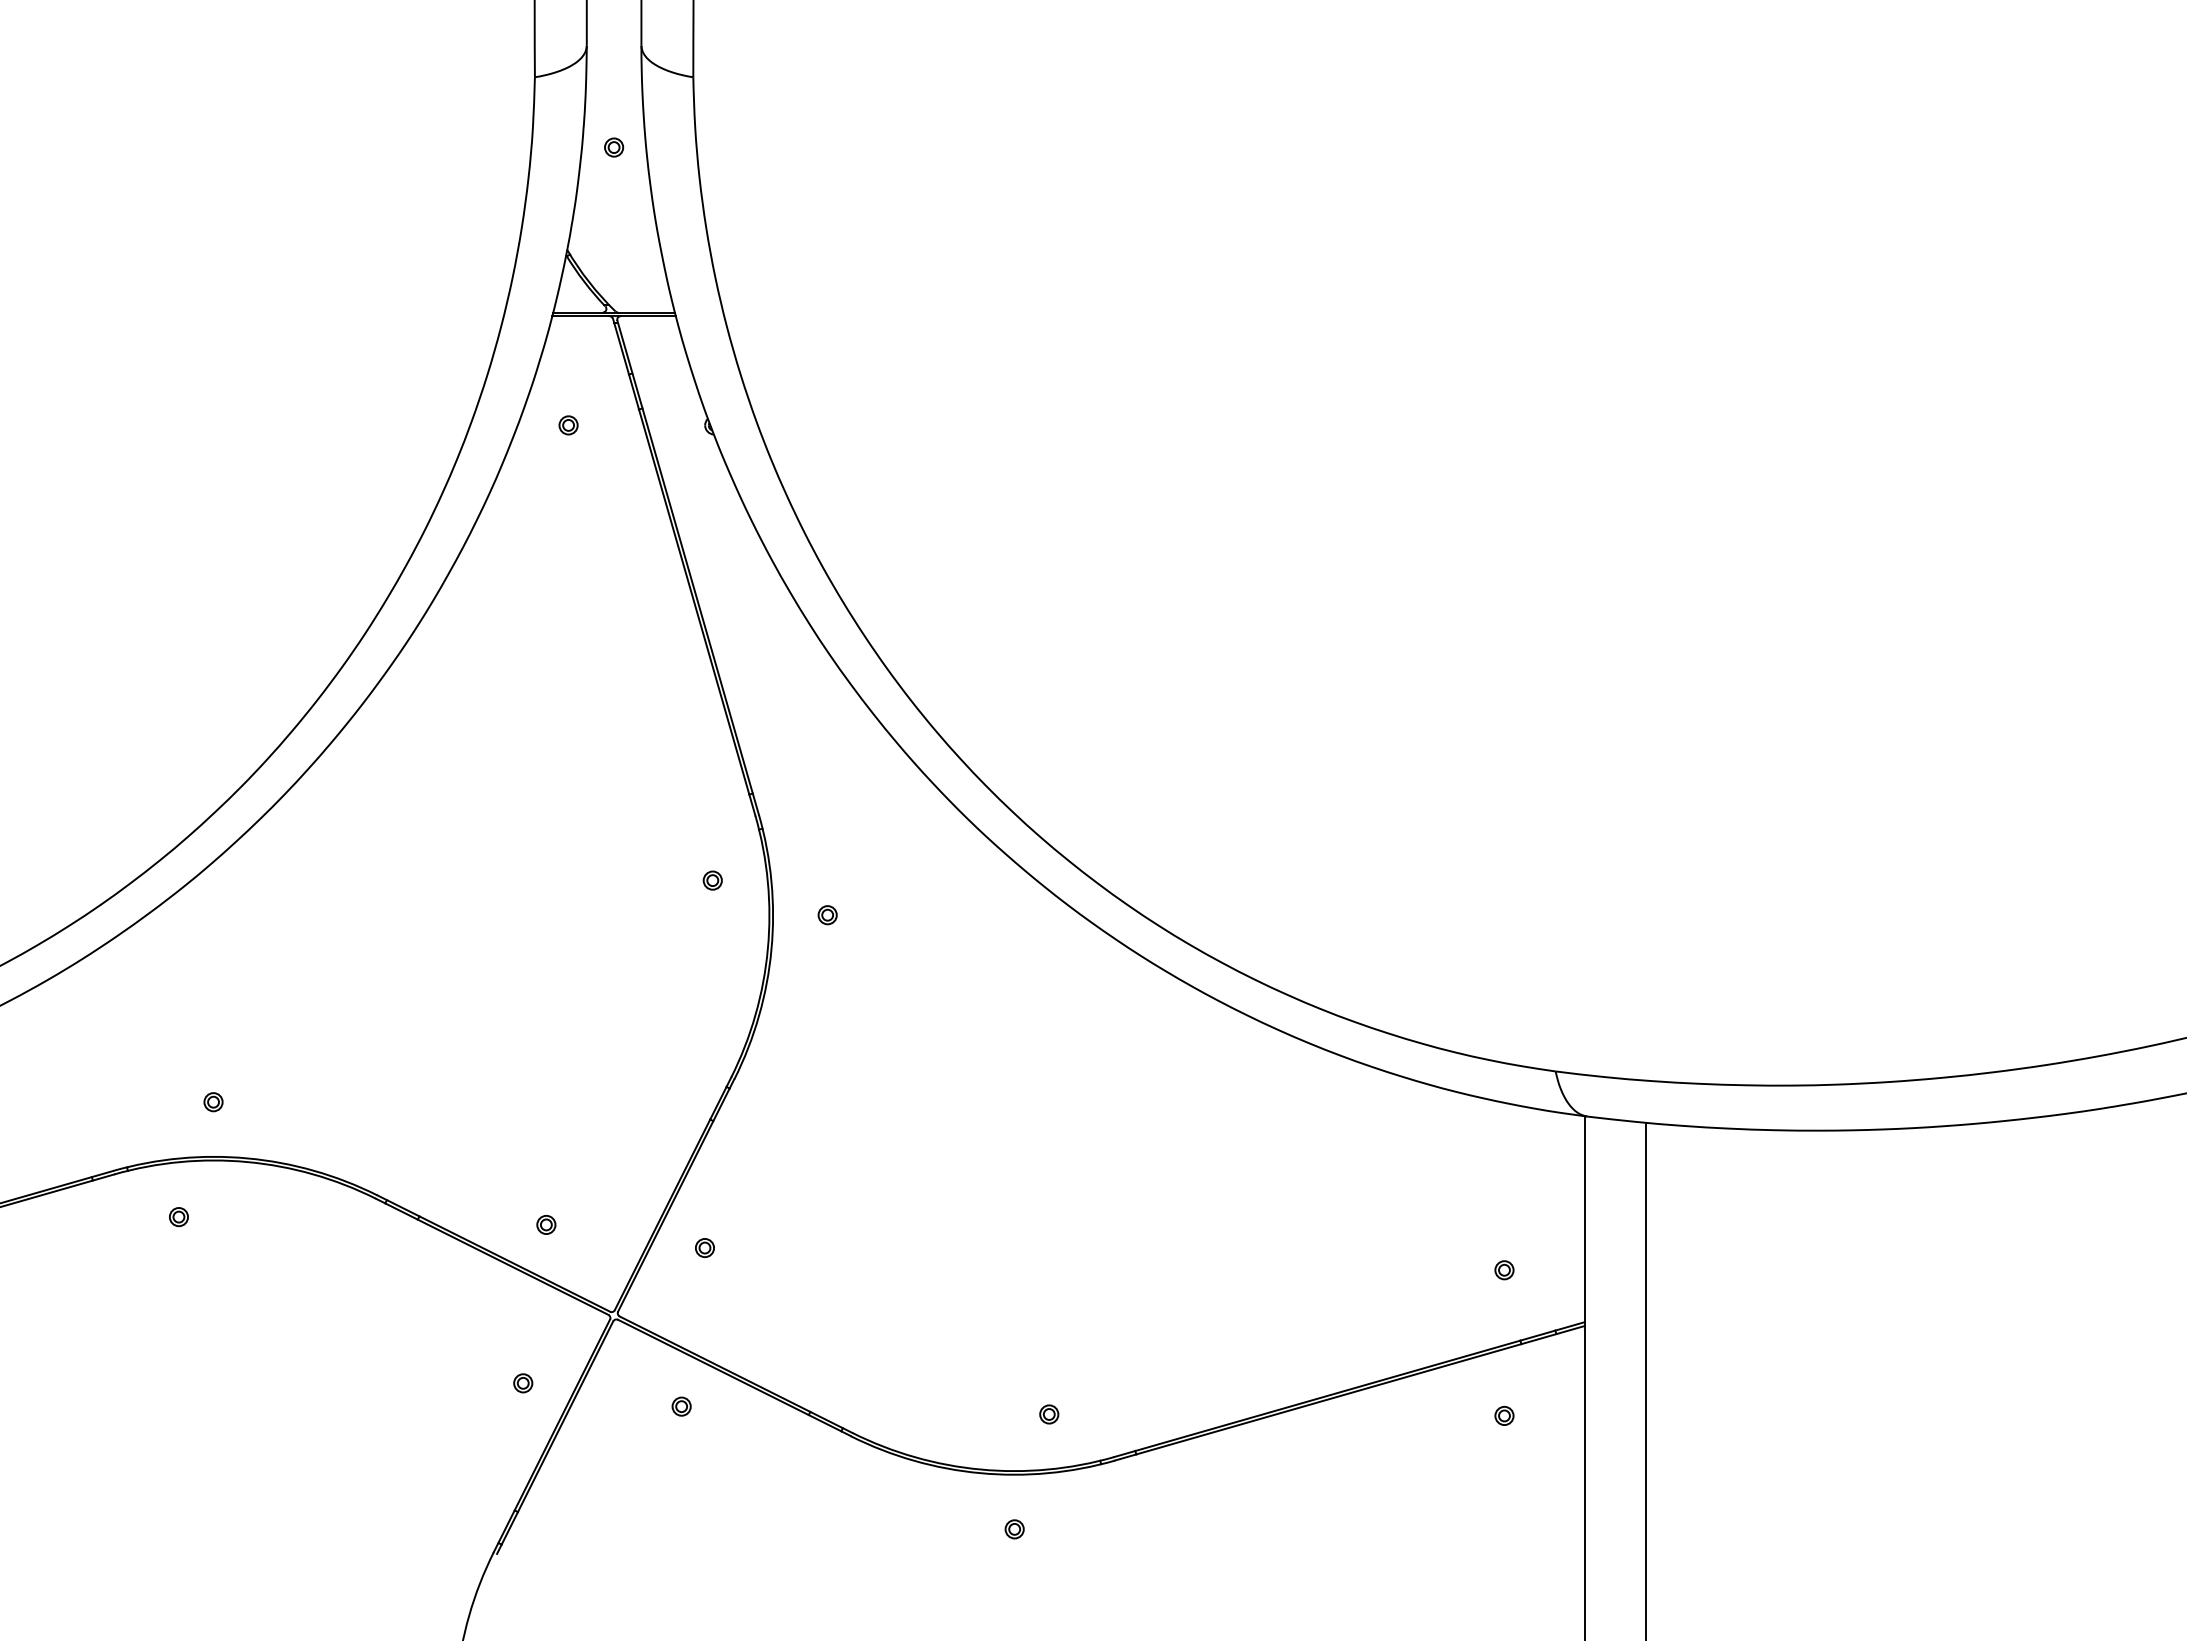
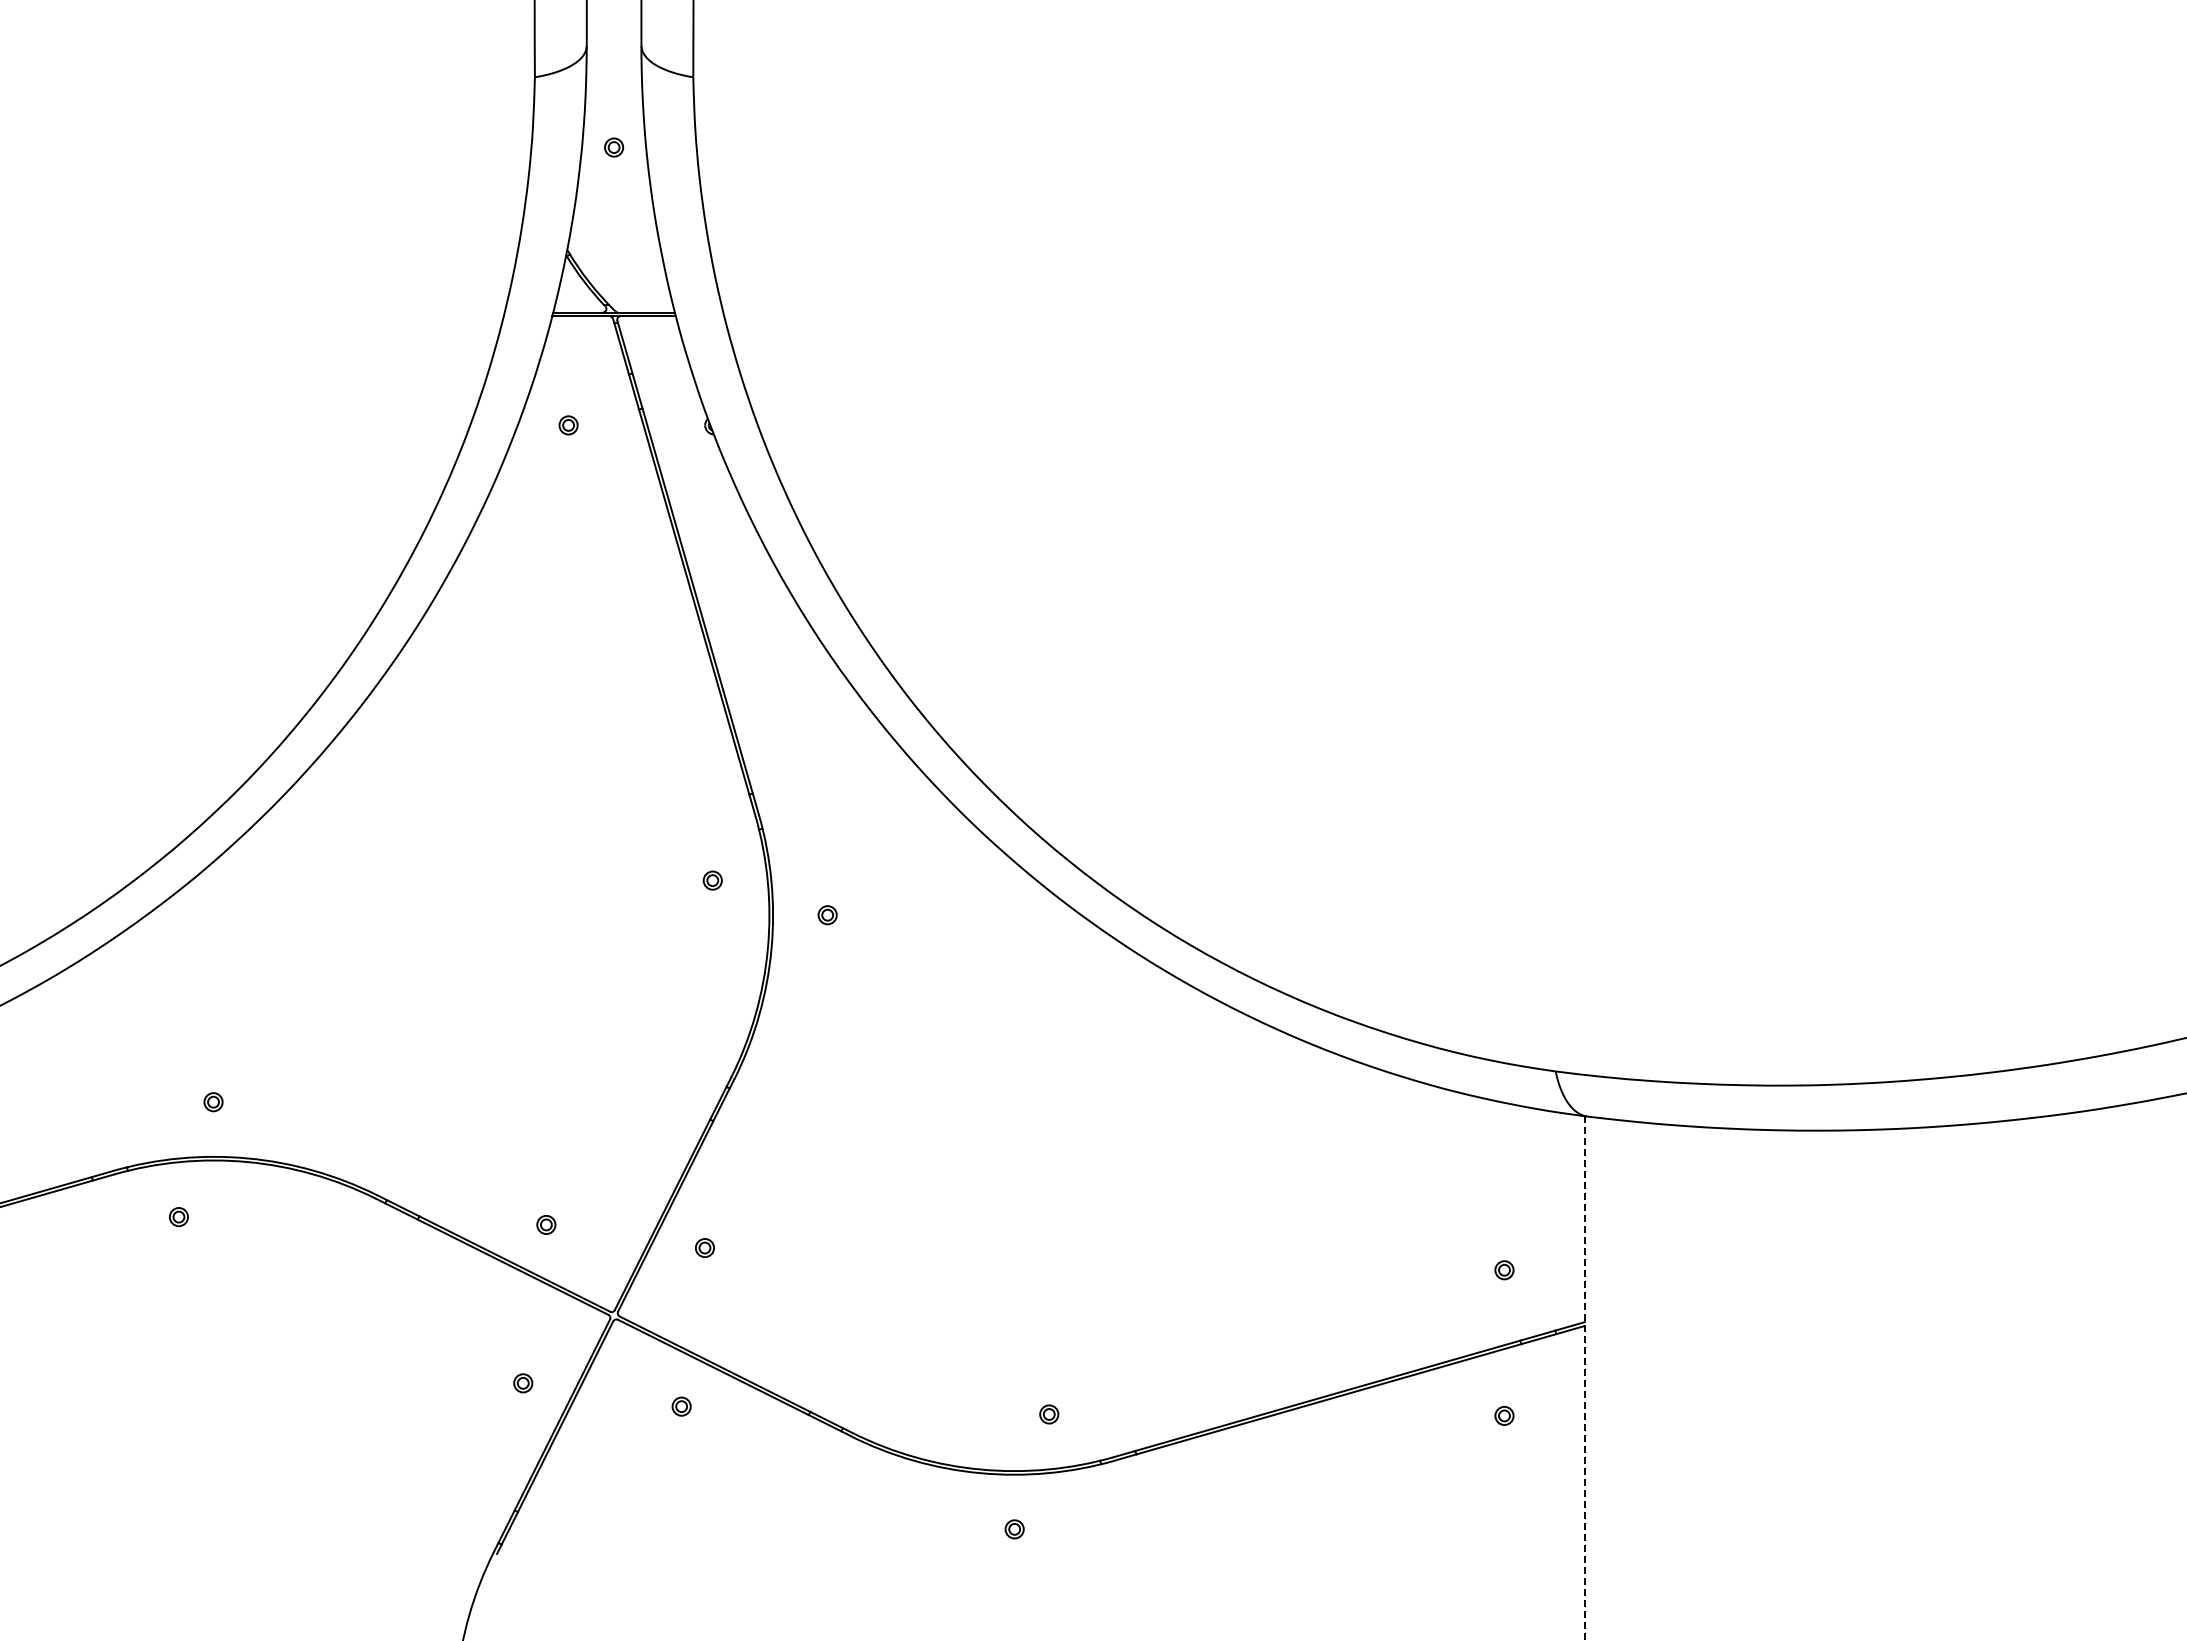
line: solid -> dashed (1584, 1378)
line: present -> none (1646, 1379)
